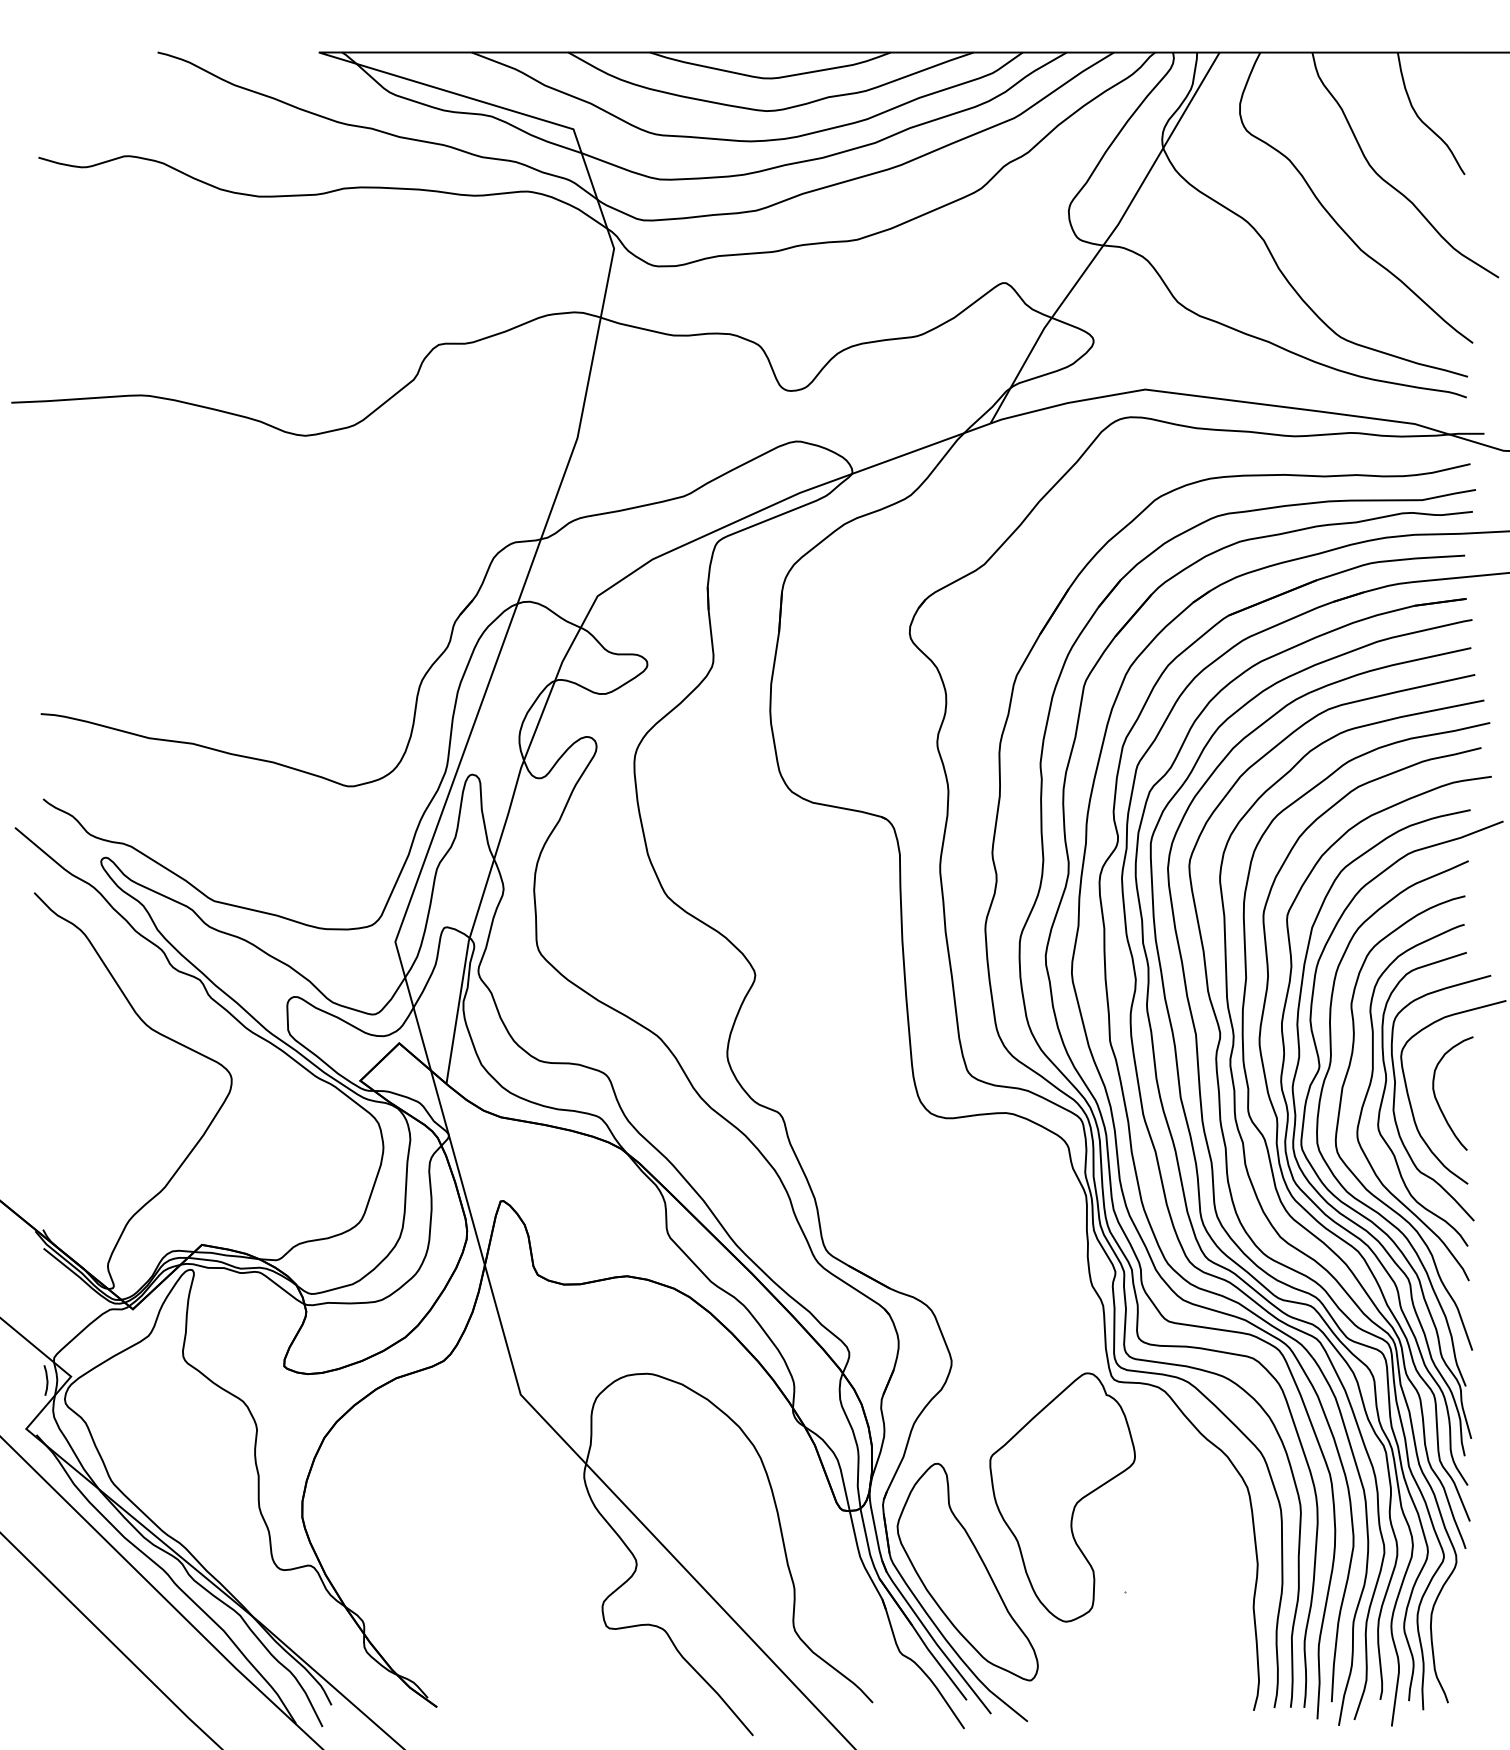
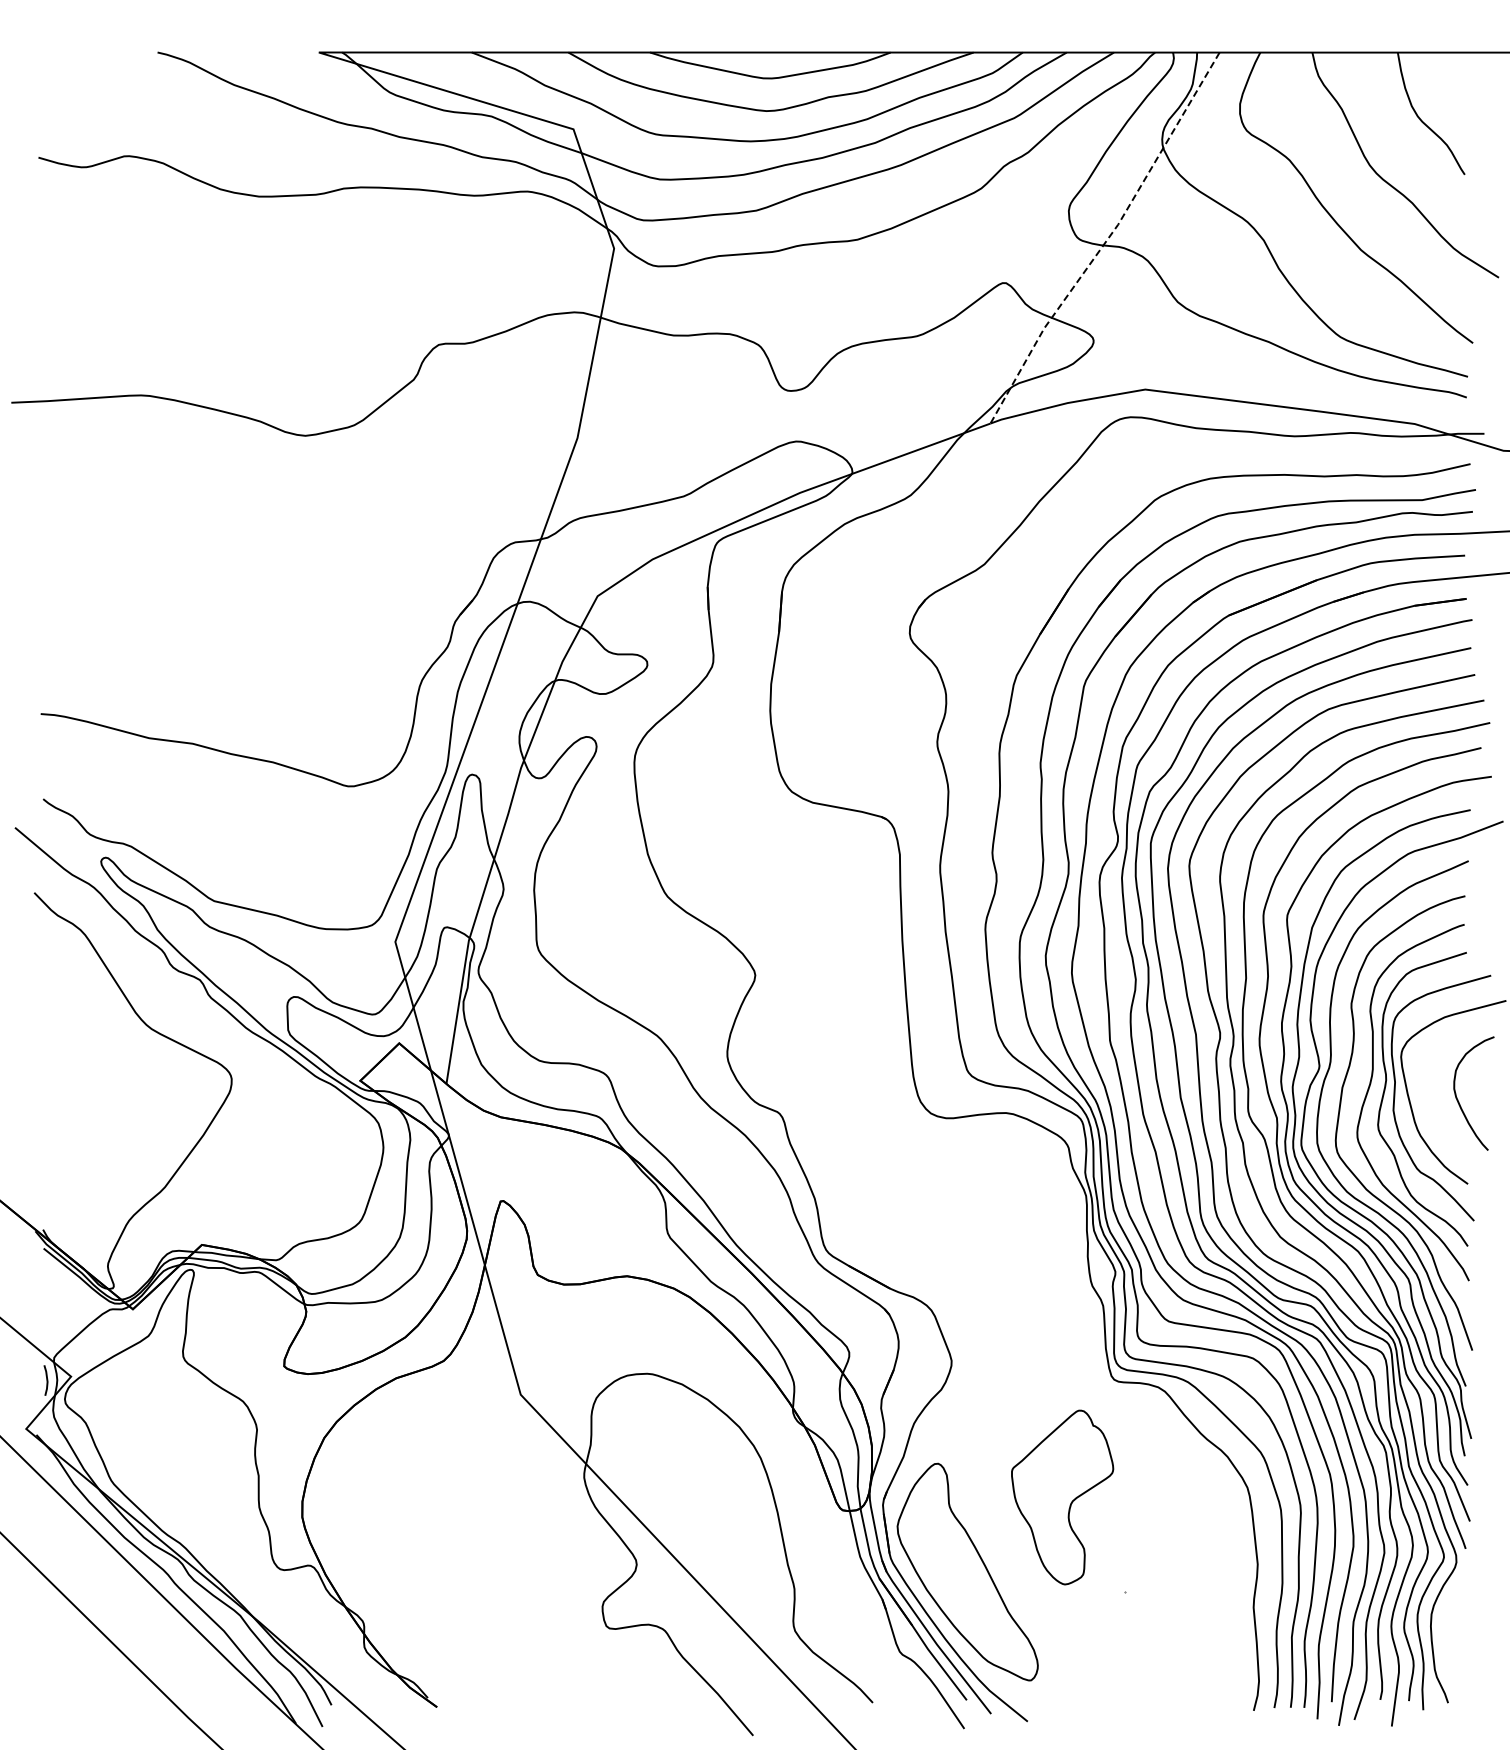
line: solid -> dashed (1107, 240)
curve position: (1438, 1101) -> (1459, 1101) (1459, 1101)
part size: 147x251 px -> 104x177 px (1062, 1497)
